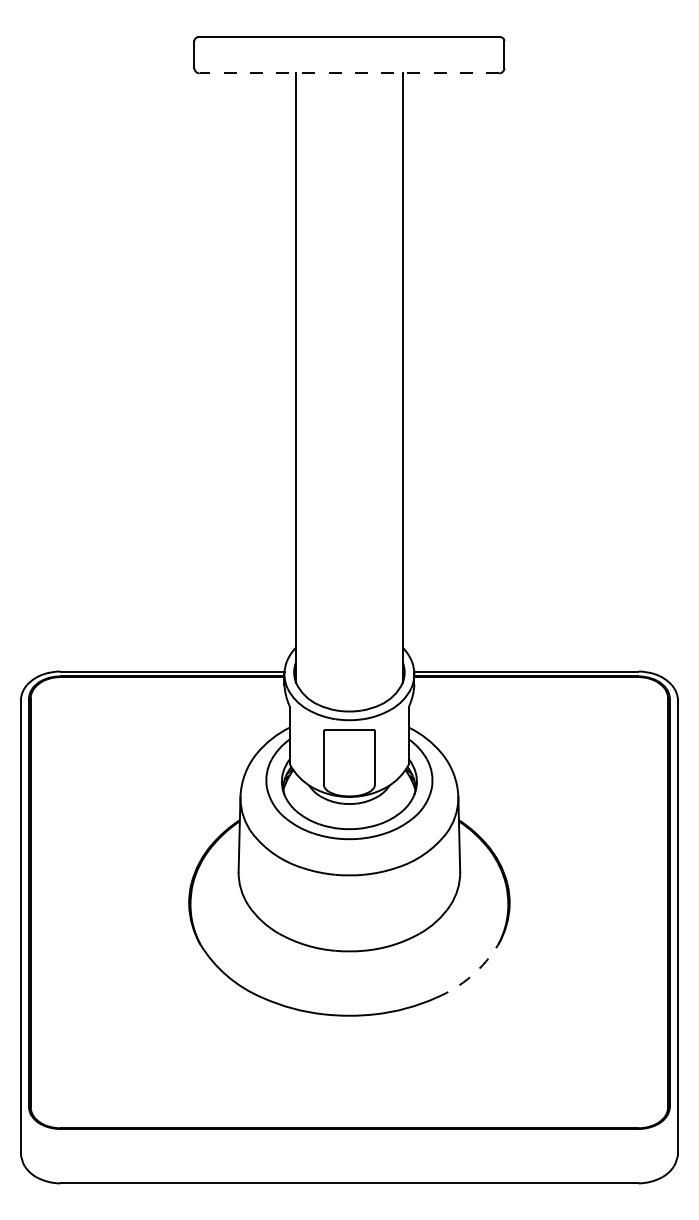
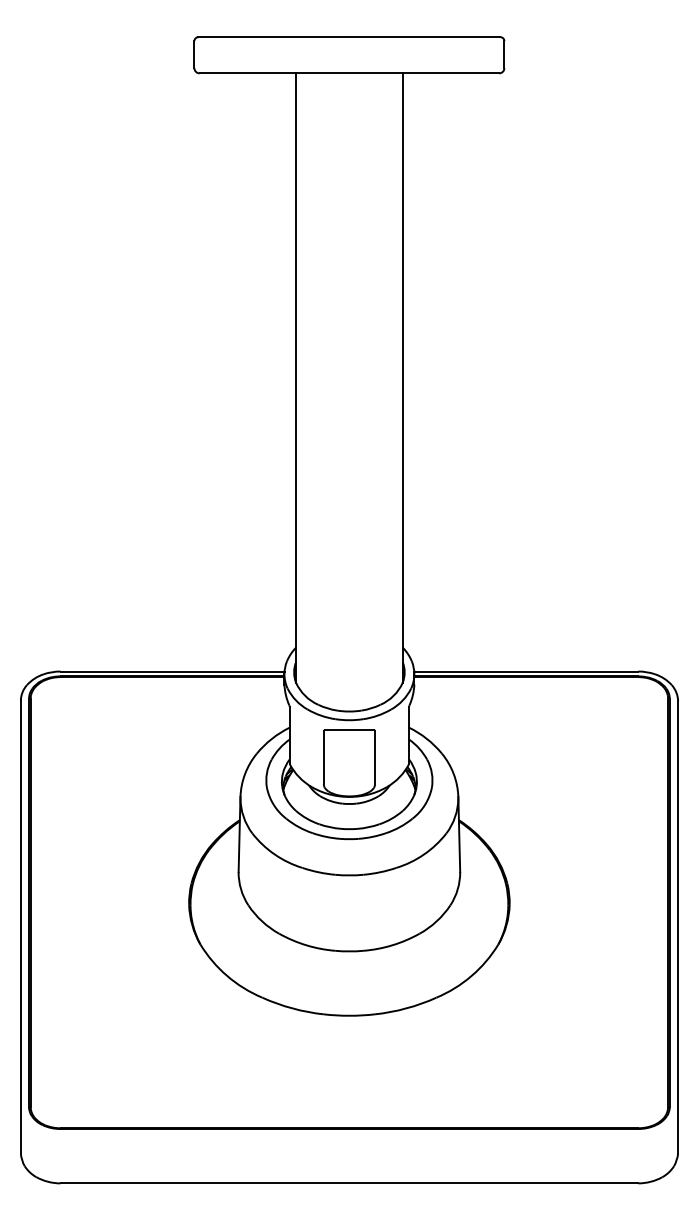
line: dashed -> solid (349, 73)
arc: dashed -> solid (471, 975)
